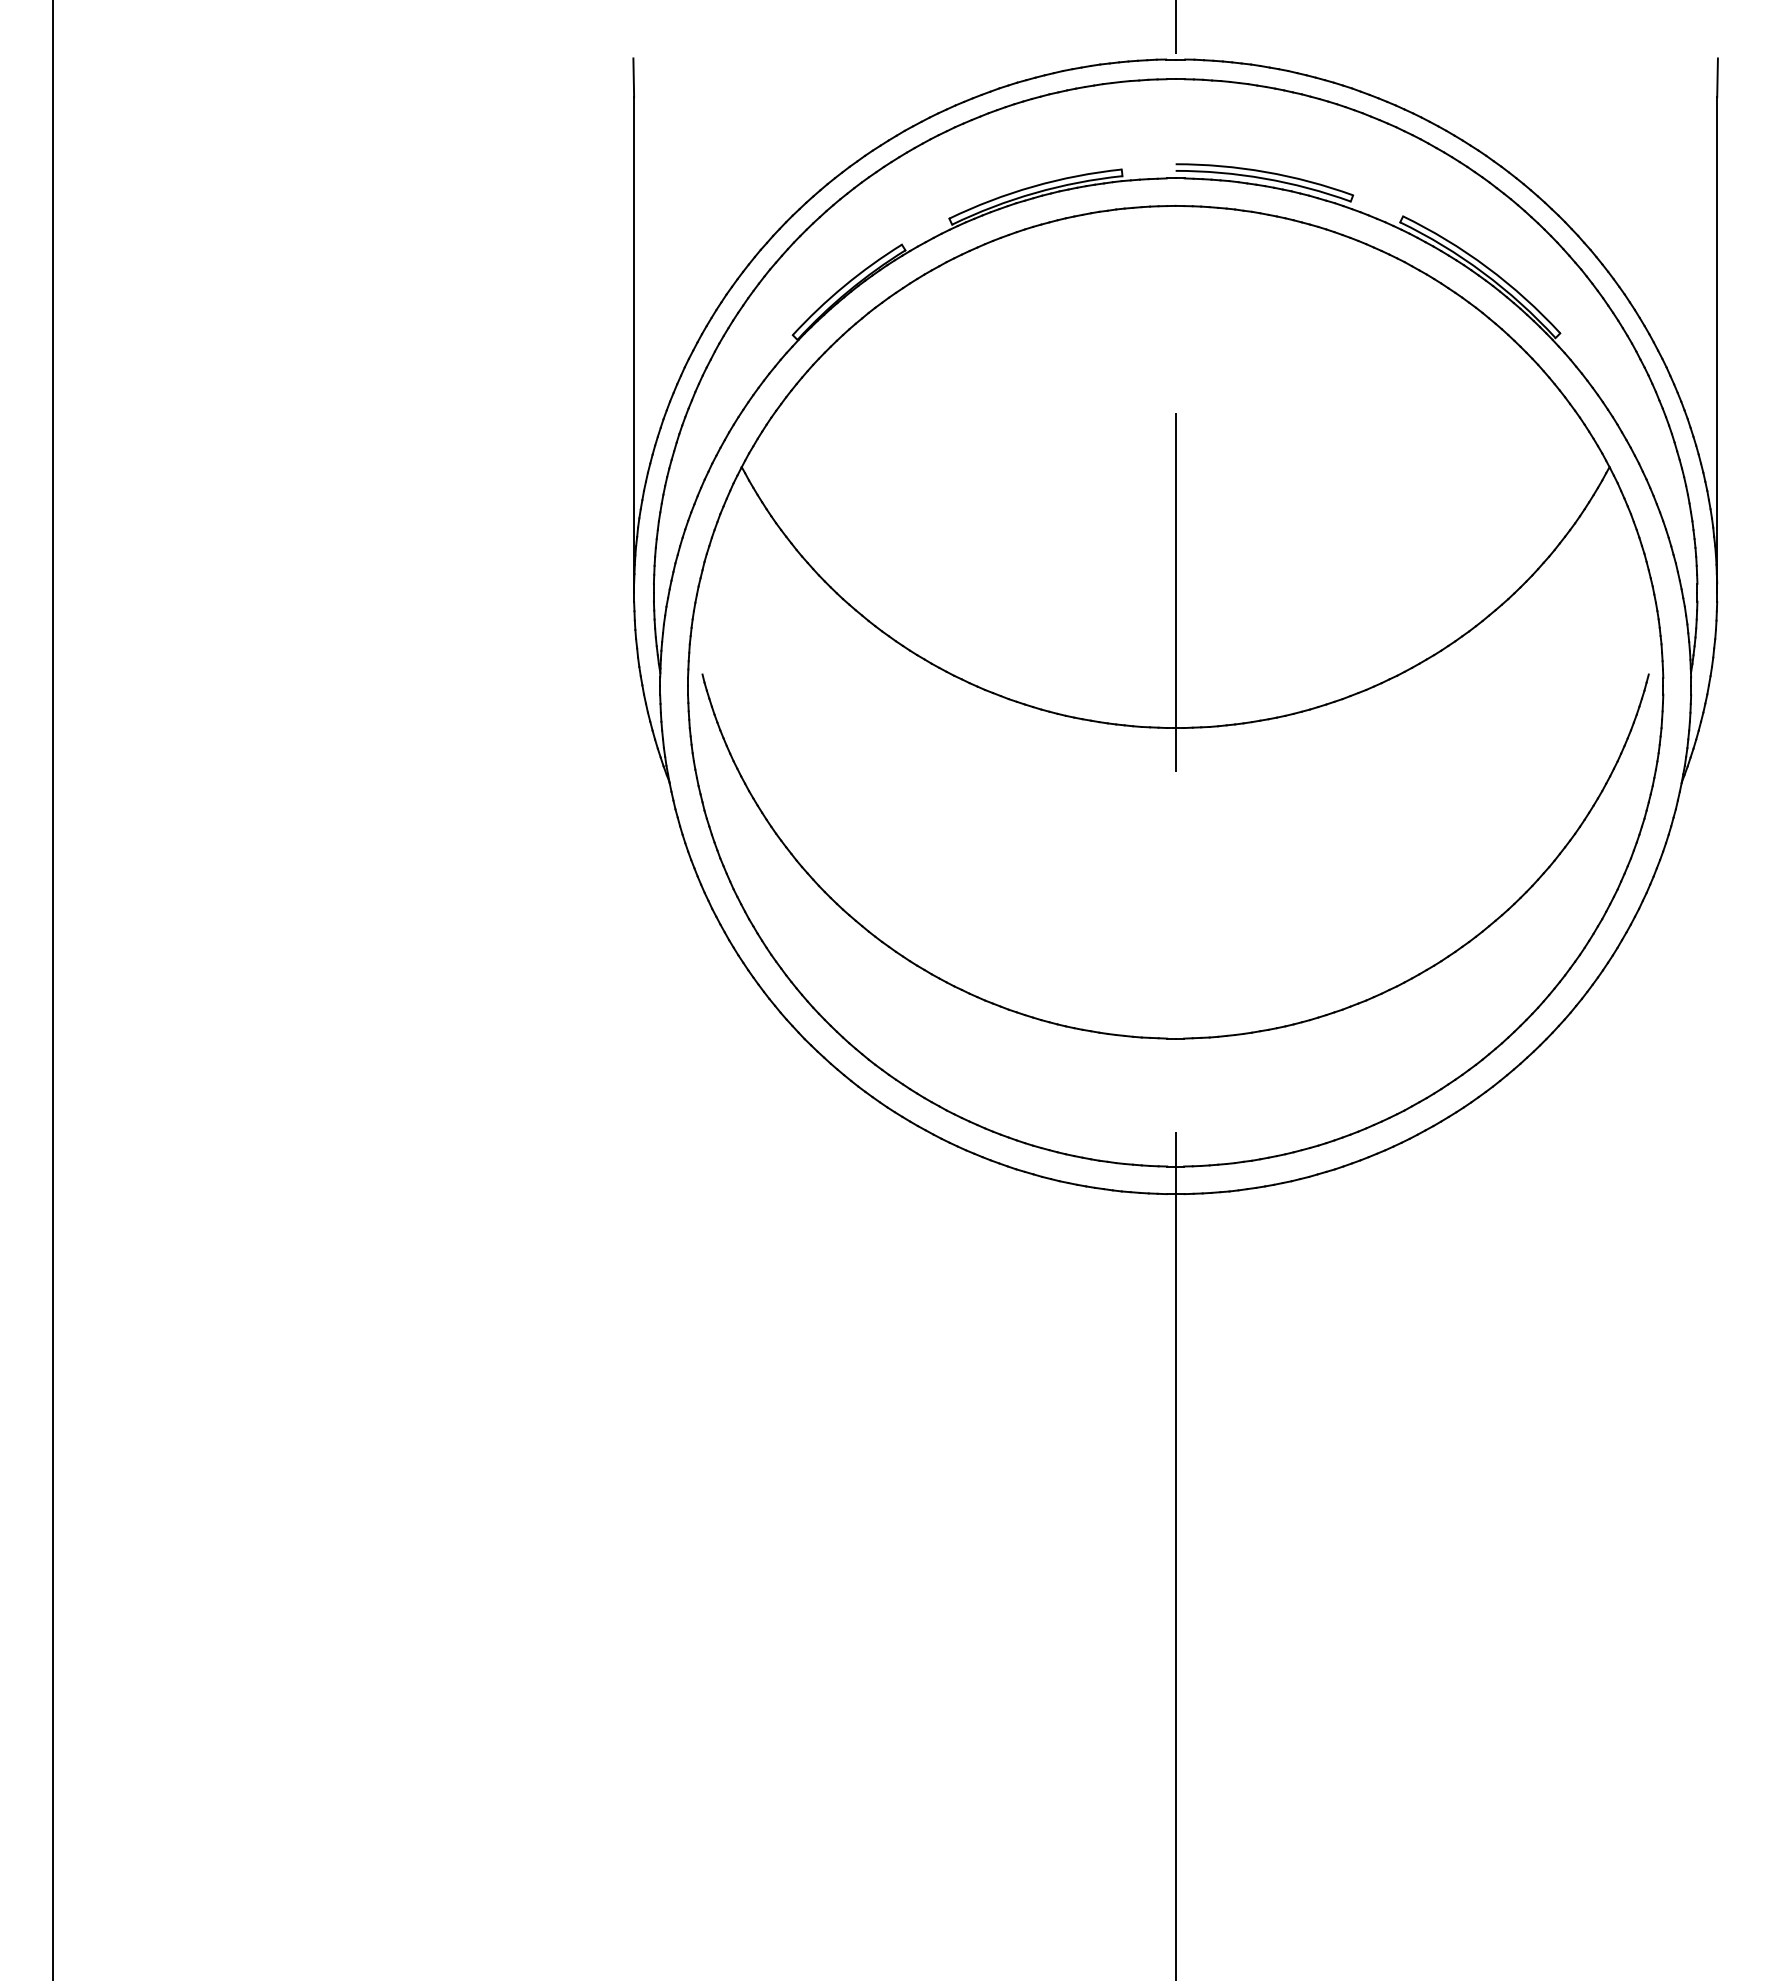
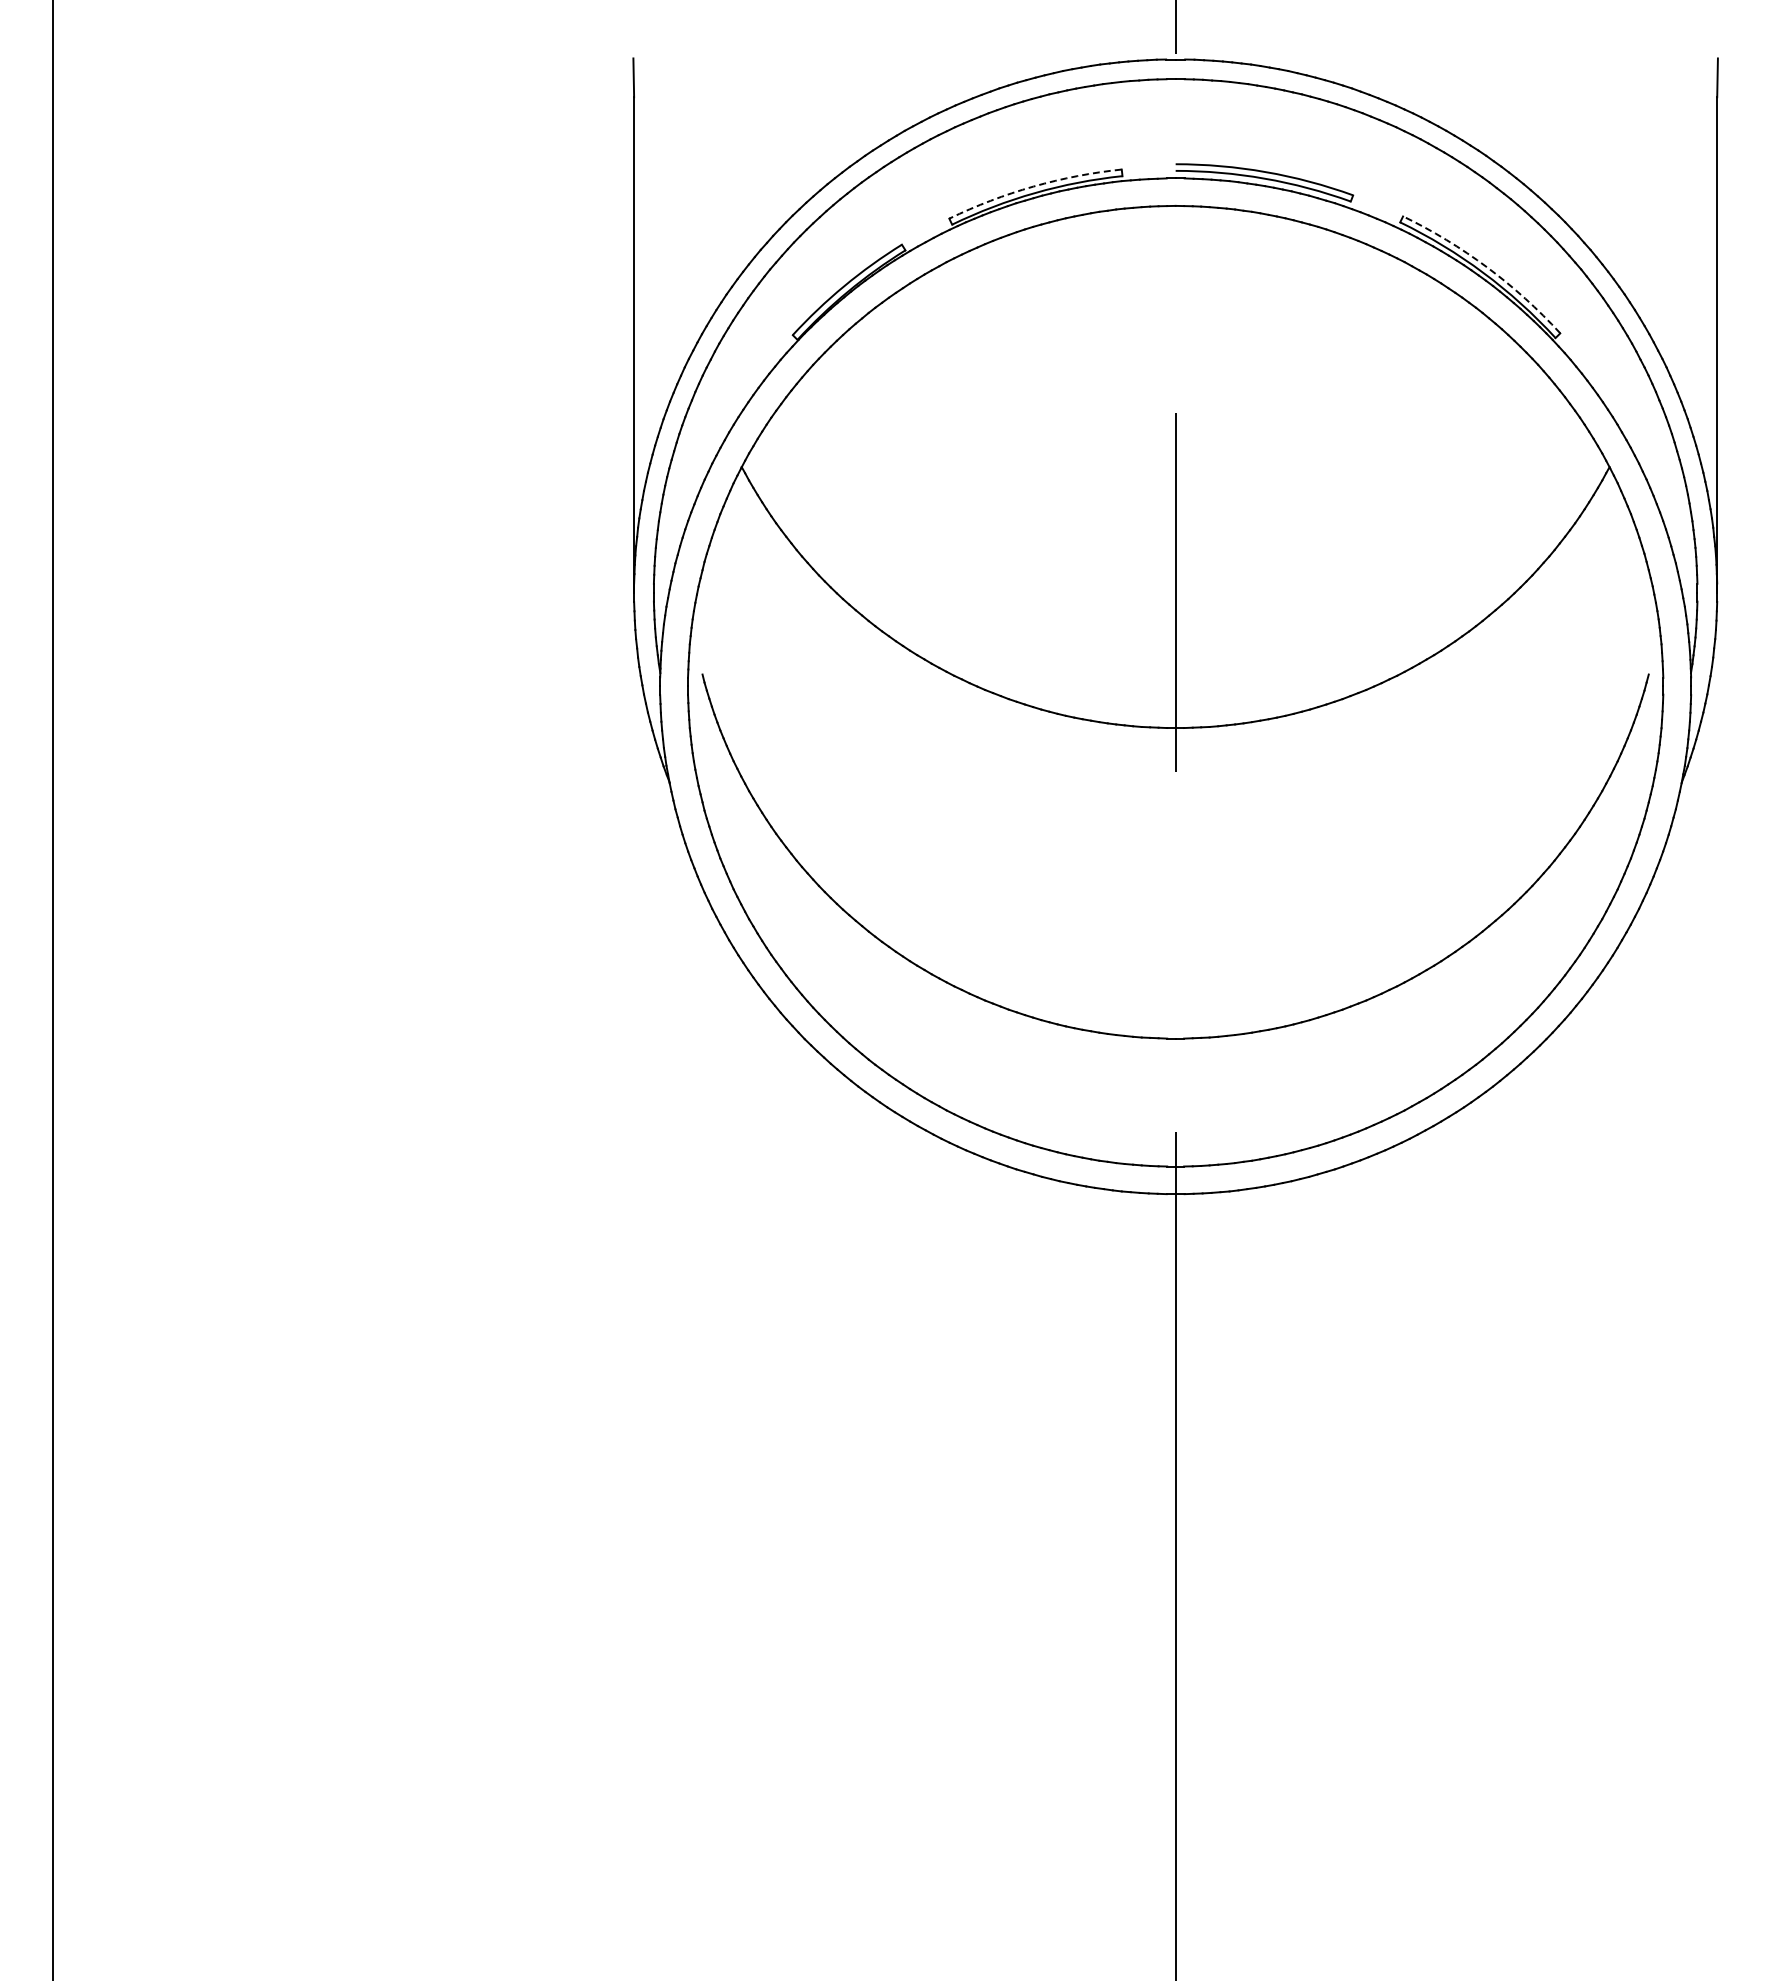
arc: solid -> dashed (1033, 186)
arc: solid -> dashed (1487, 267)
